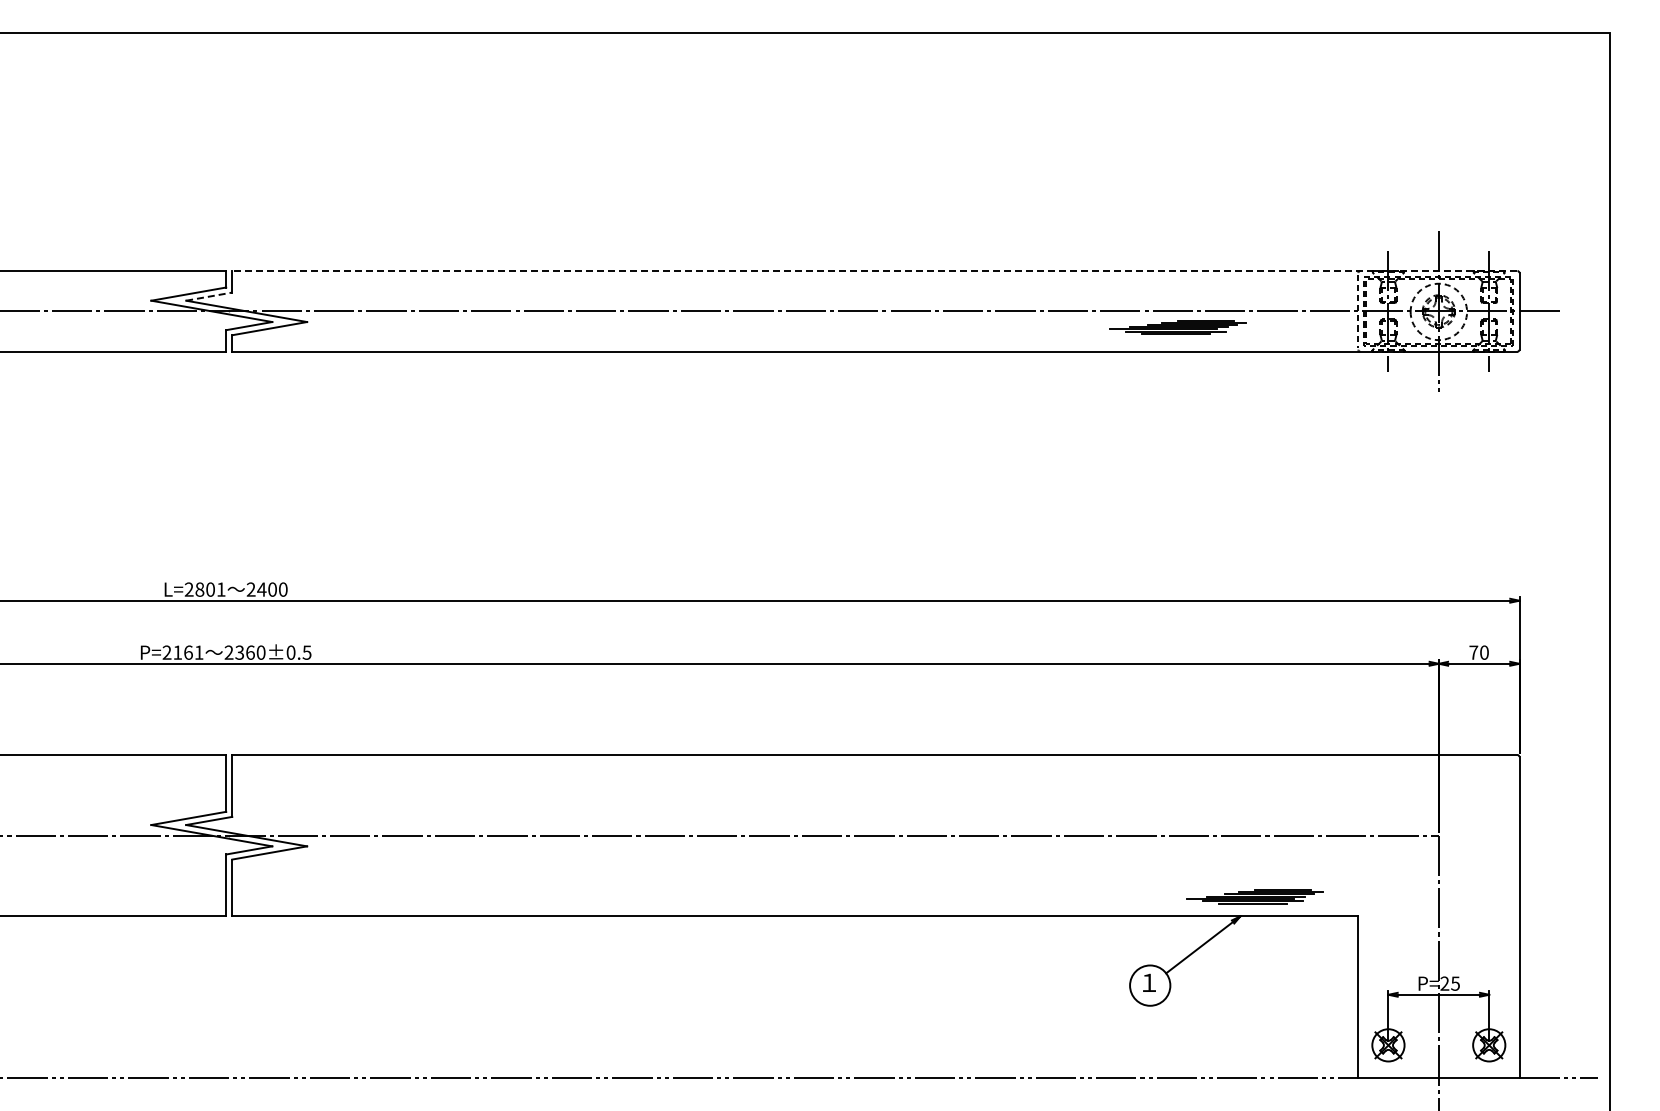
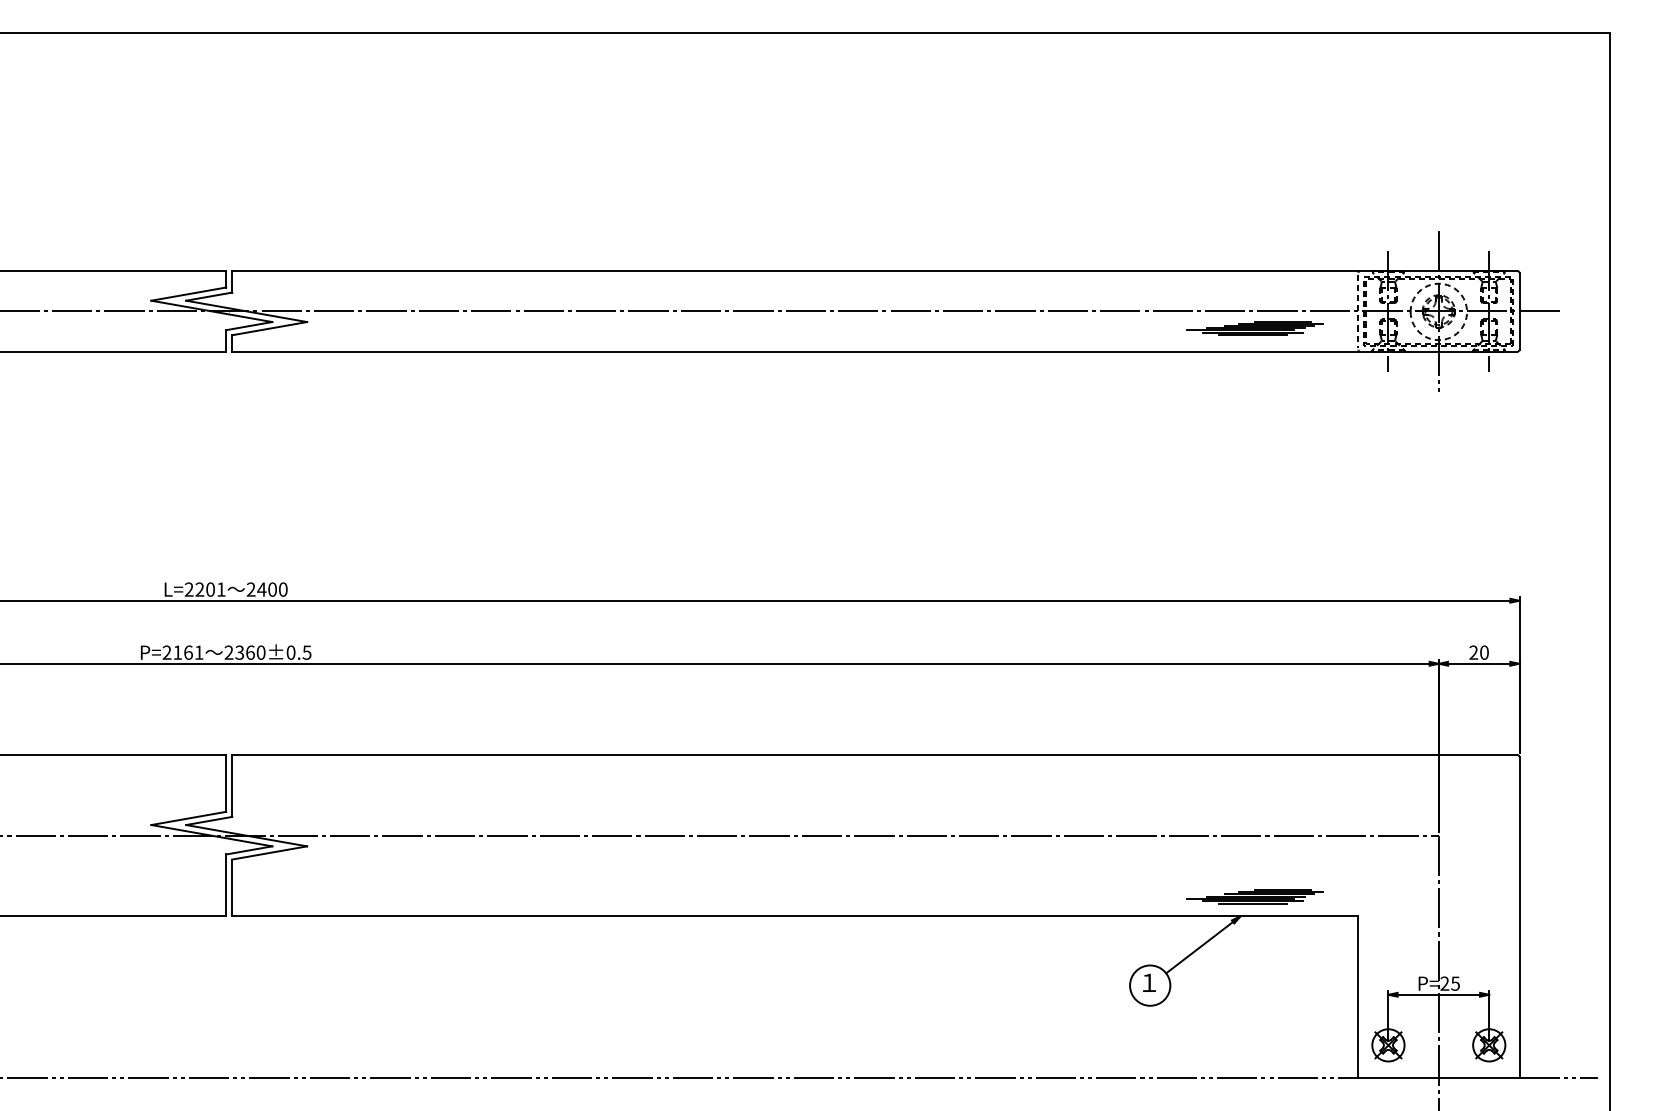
line: dashed -> solid (874, 271)
line: dashed -> solid (209, 296)
part position: (1177, 327) -> (1254, 328) (1254, 328)
text: L=2801 -> L=2201 (199, 589)
text: 70 -> 20 (1473, 652)
